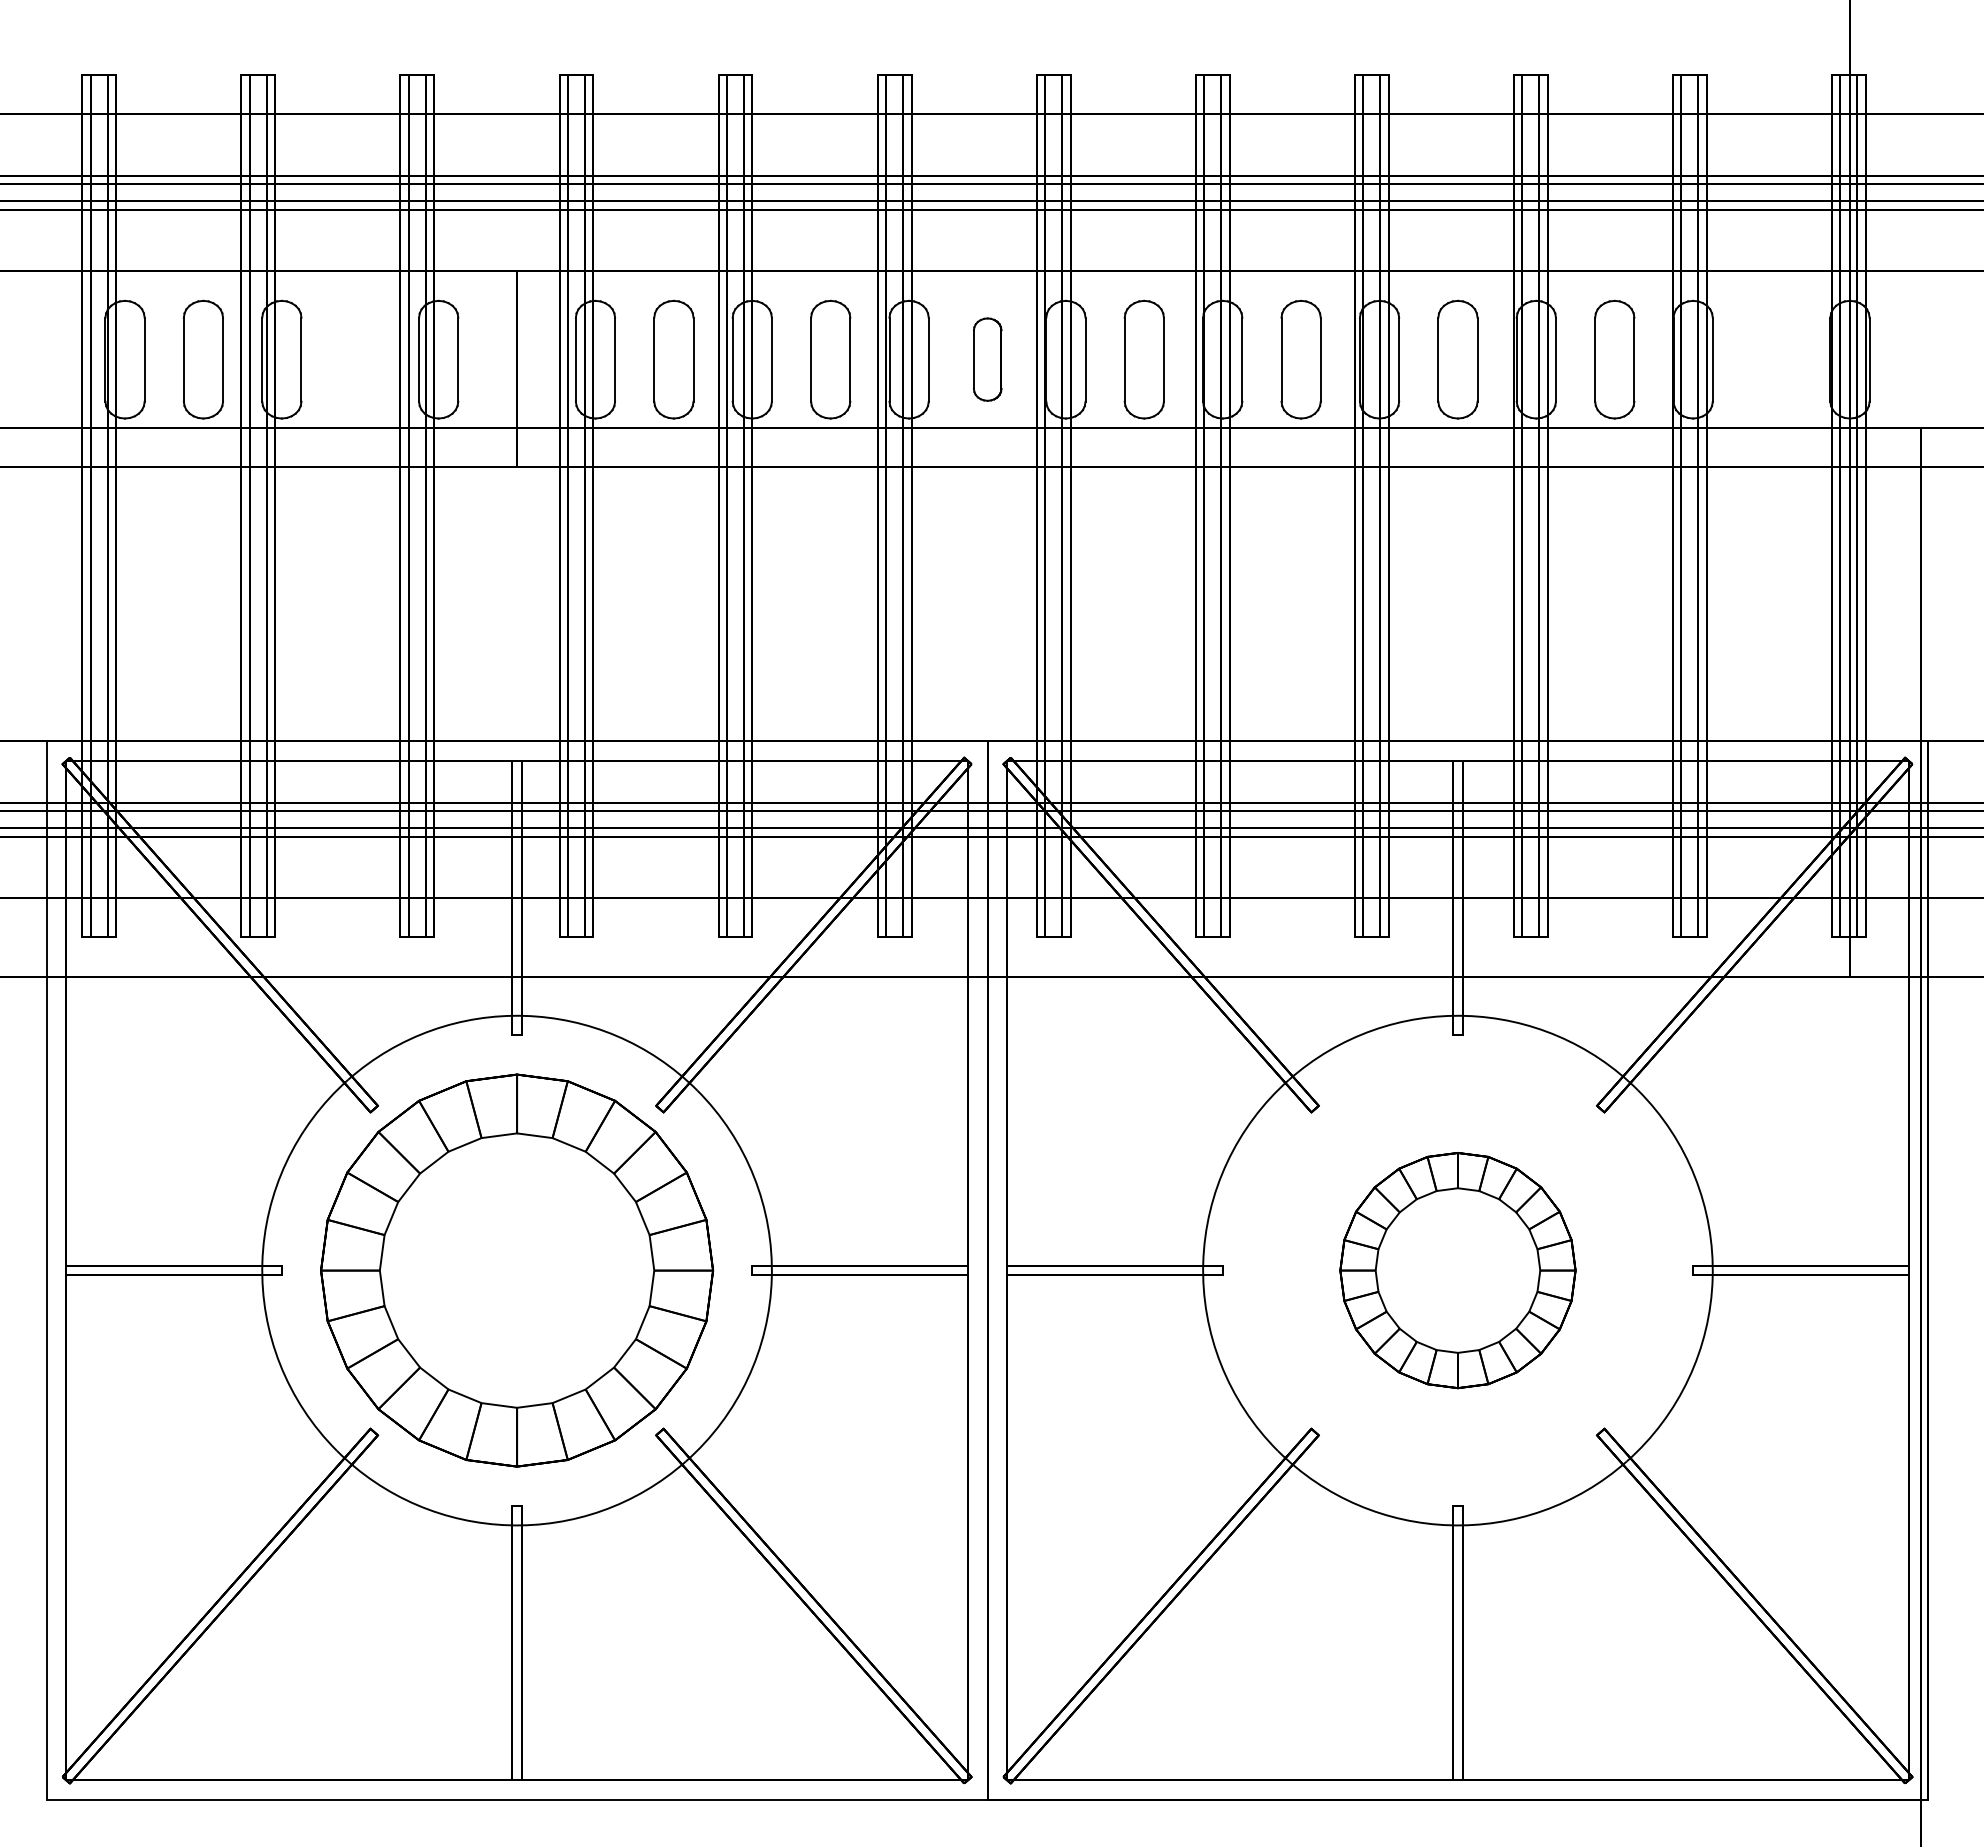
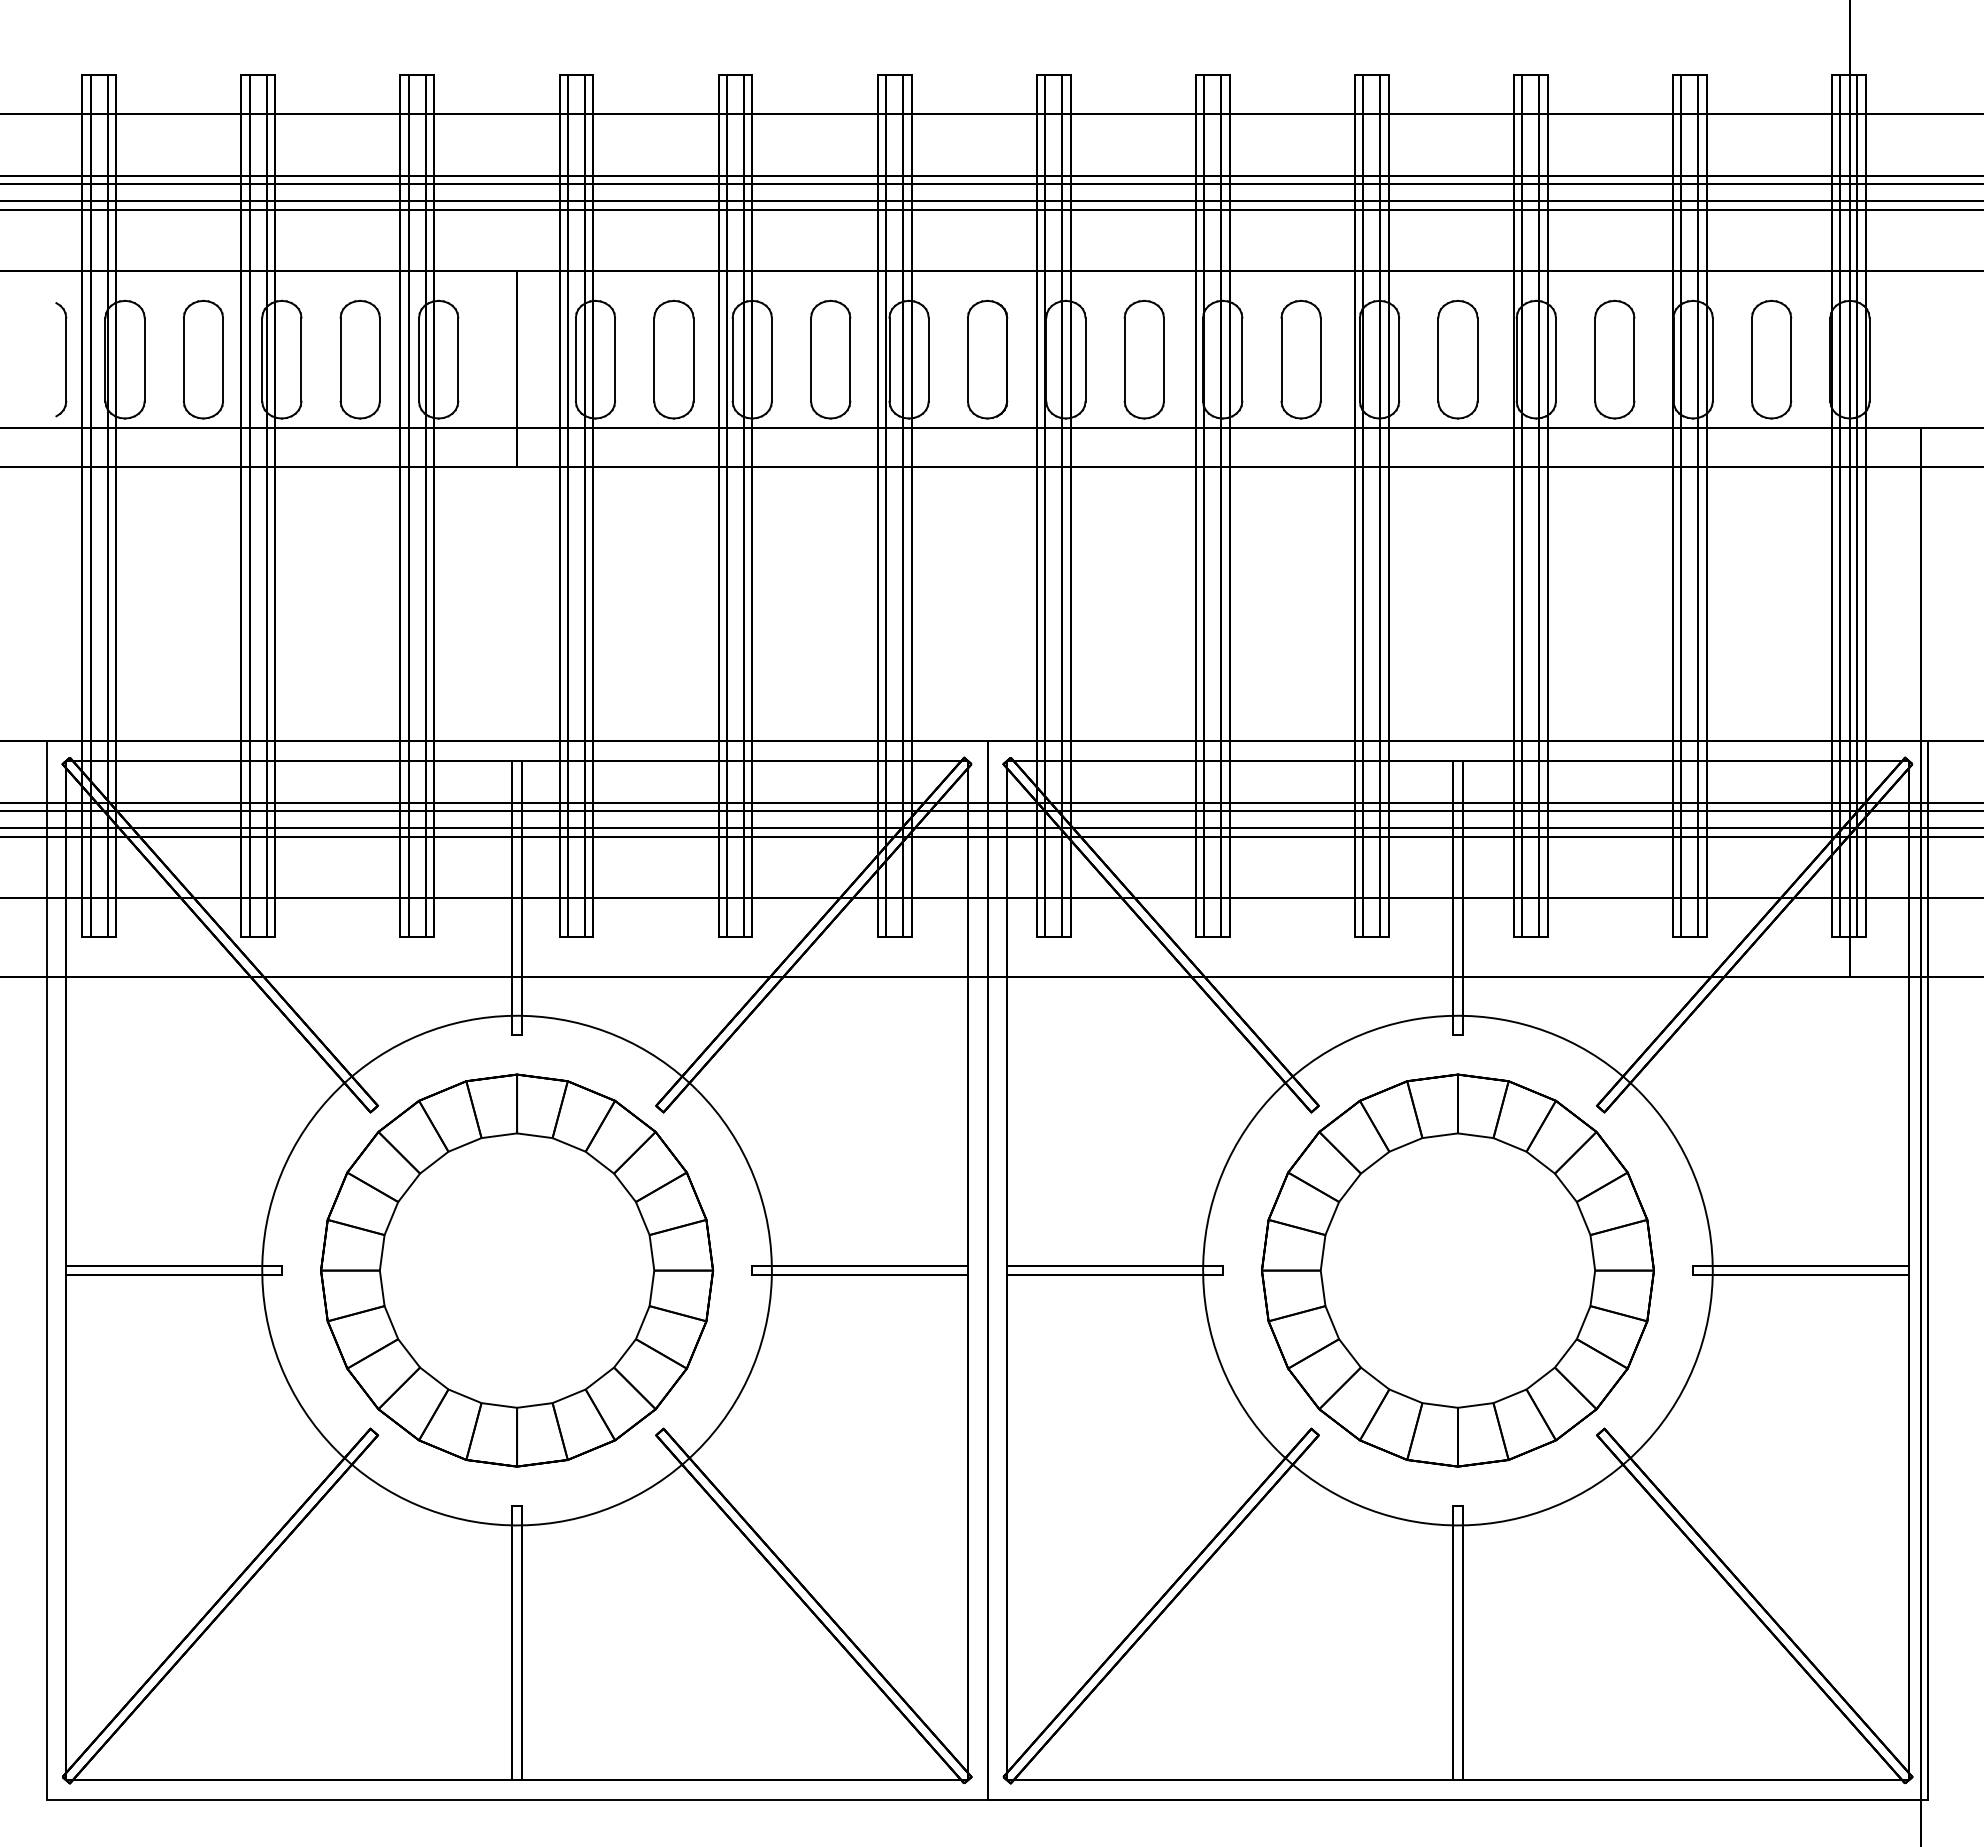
part: none -> present (61, 359)
part: none -> present (359, 359)
part size: 30x85 px -> 42x121 px (987, 359)
part: none -> present (1771, 359)
part size: 238x238 px -> 394x395 px (1457, 1270)
